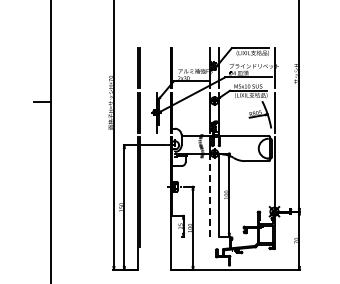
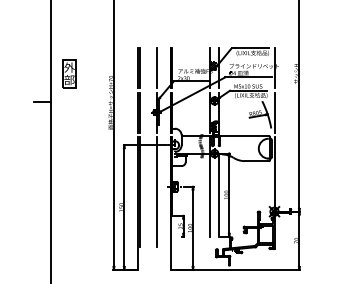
line: none -> present (156, 68)
part: none -> present (69, 73)
line: none -> present (156, 191)
line: dashed -> solid (209, 195)
